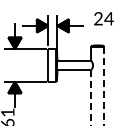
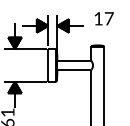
text: 24 -> 17 (103, 18)
line: dashed -> solid (104, 86)
line: dashed -> solid (91, 98)
